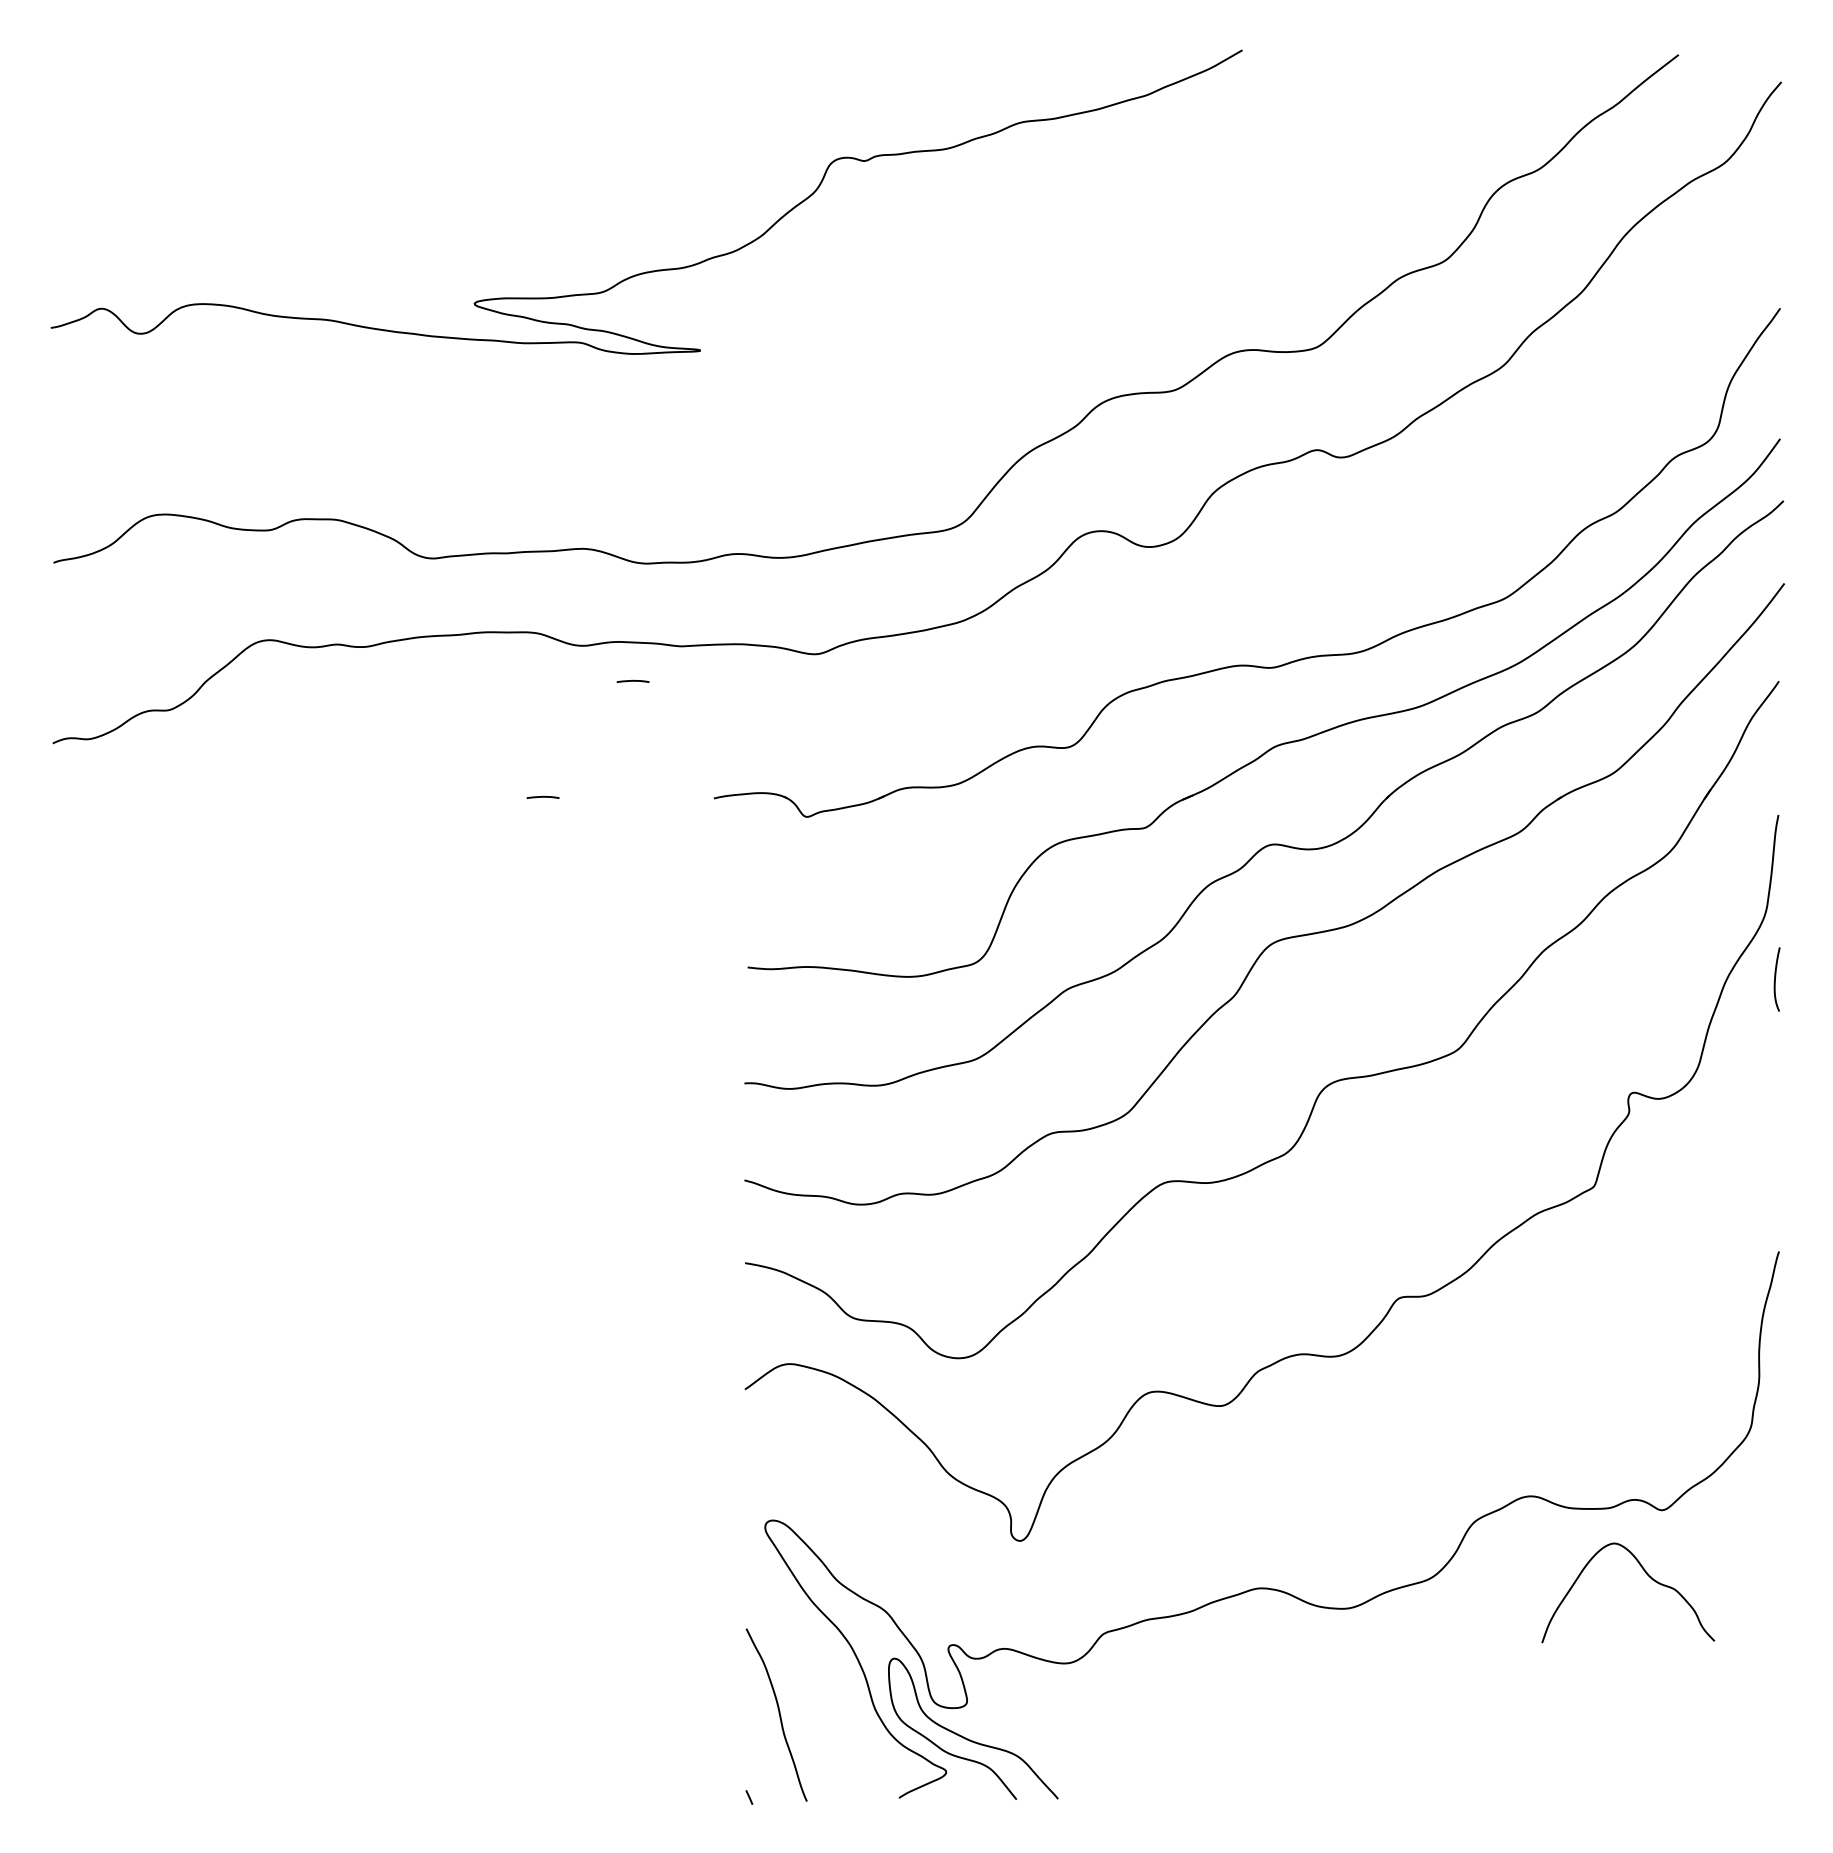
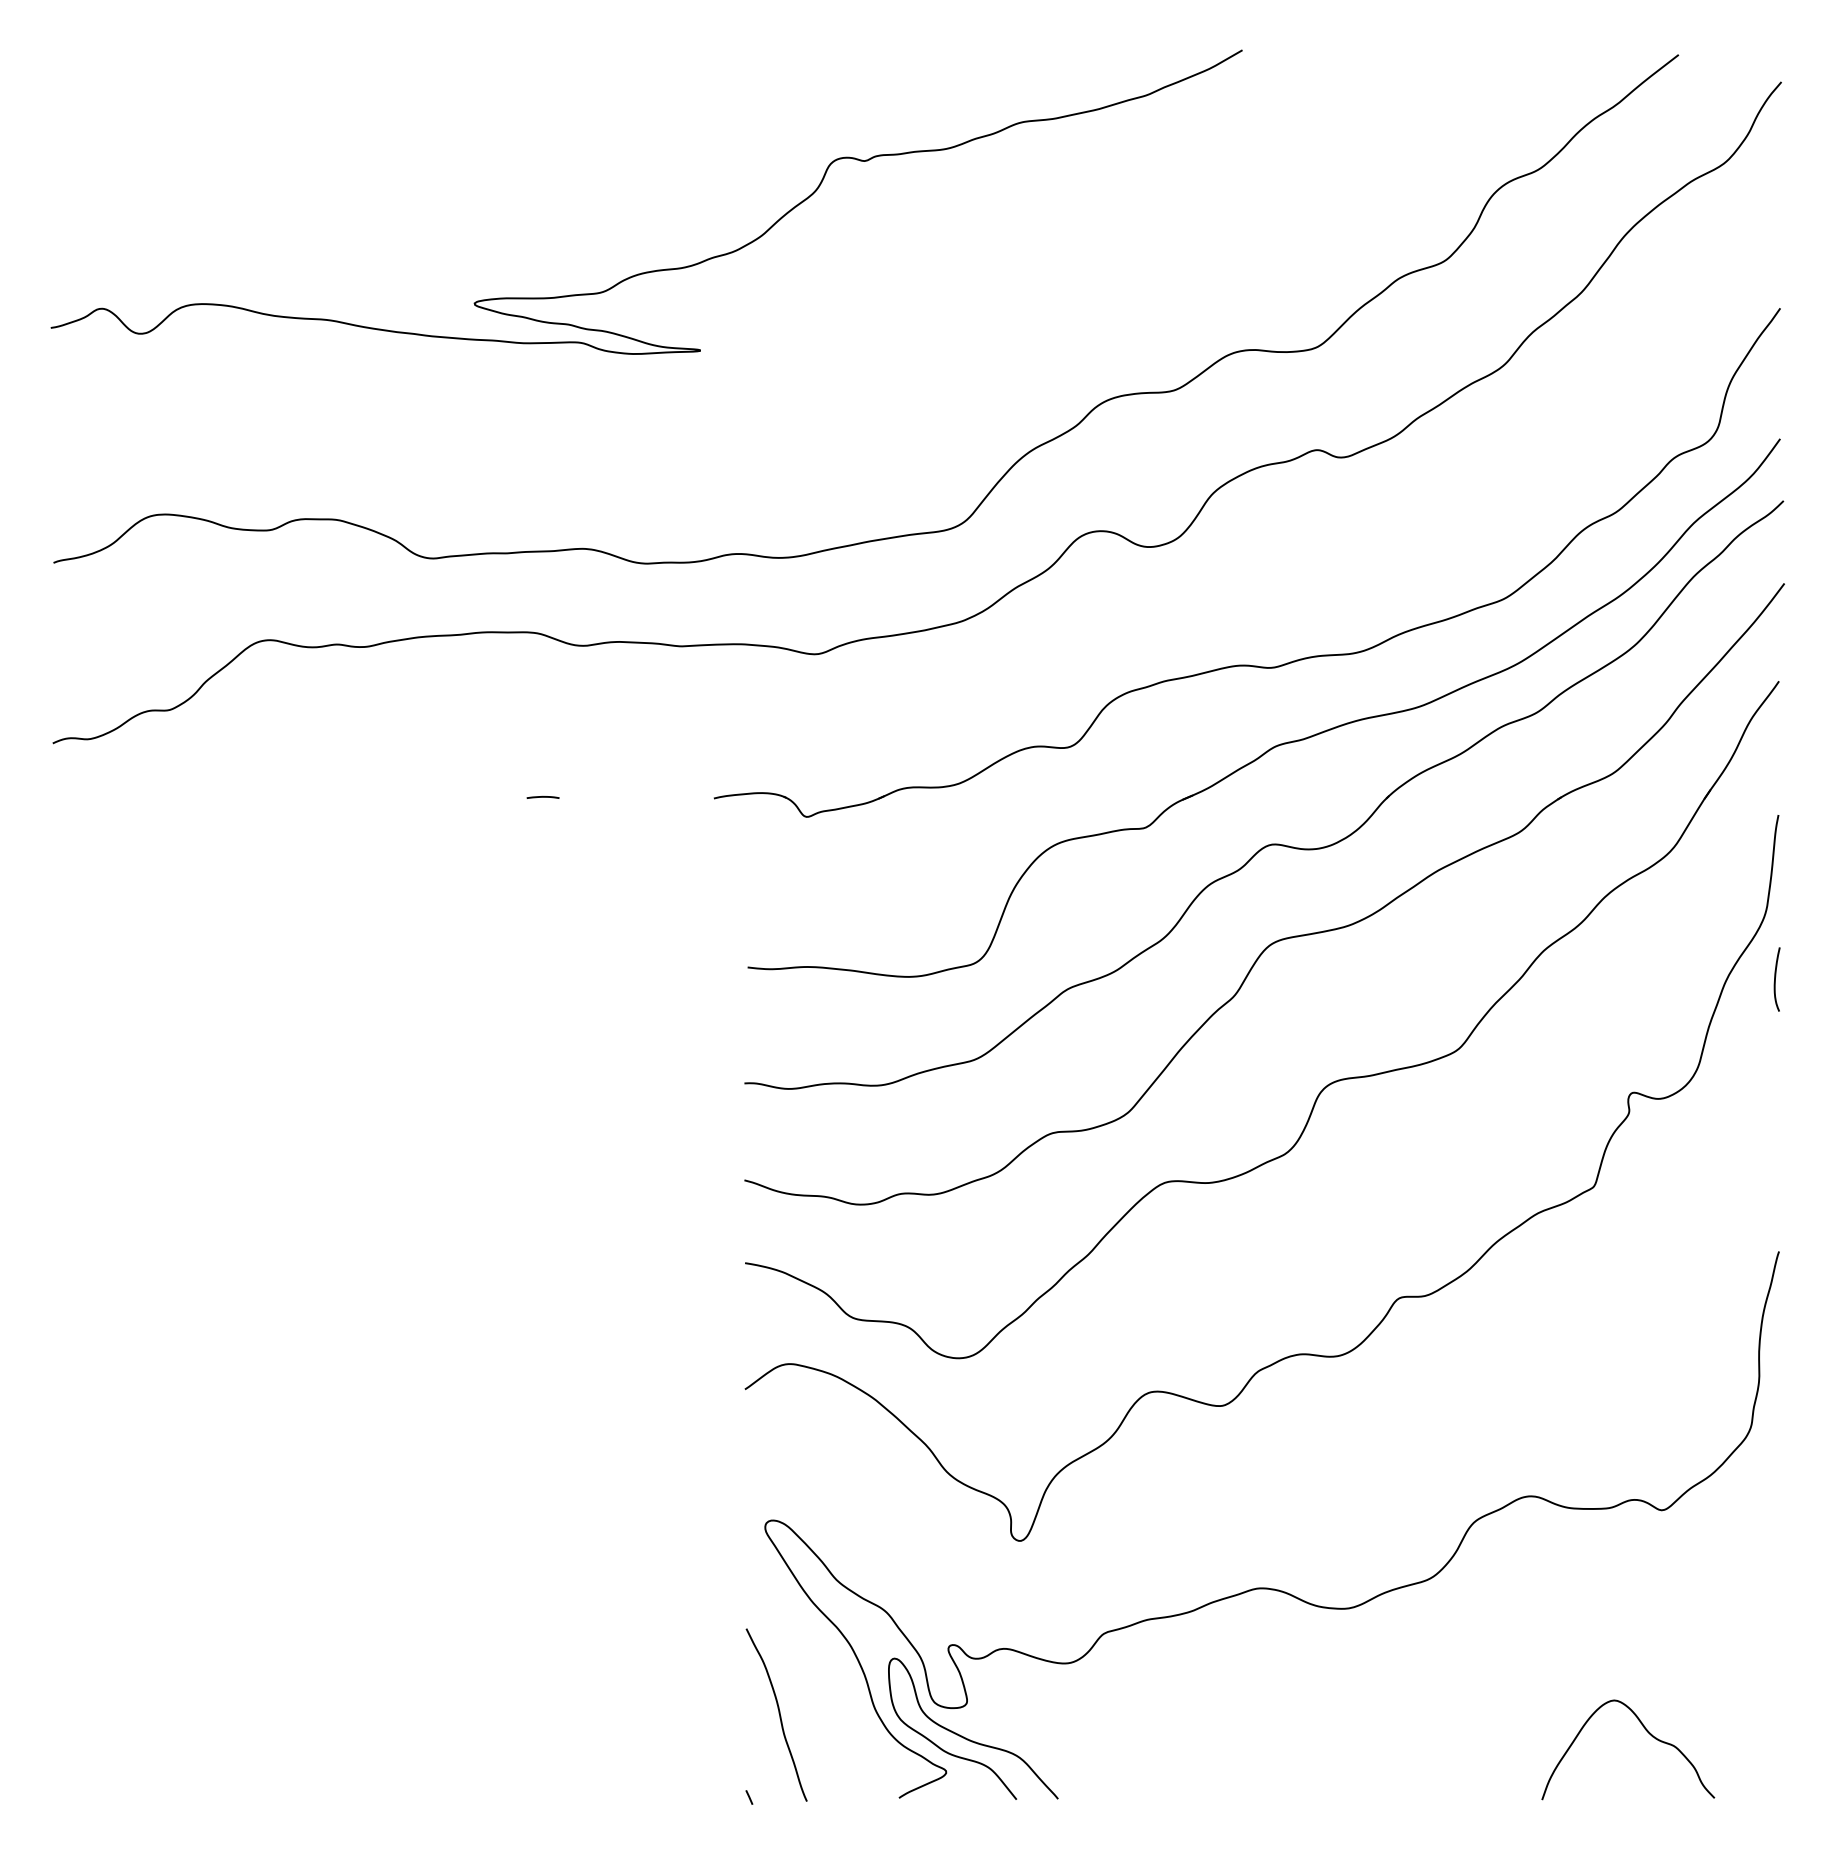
curve: present -> none (632, 680)
curve position: (1646, 1574) -> (1646, 1731) (1646, 1731)
